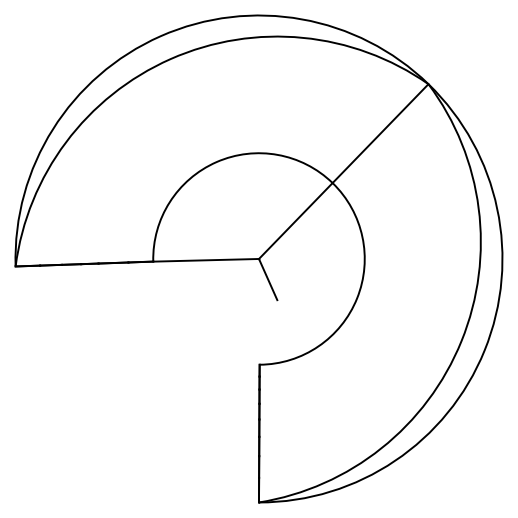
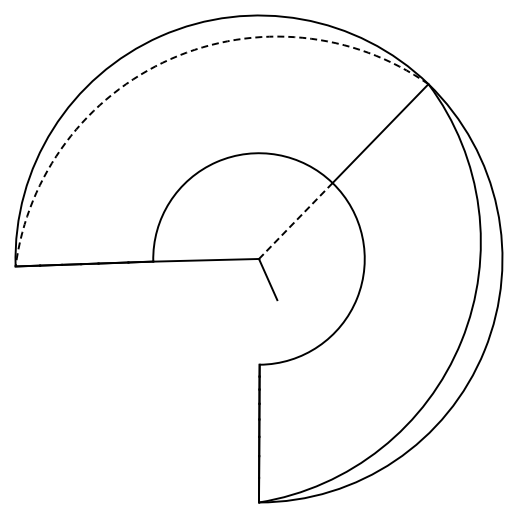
arc: solid -> dashed (170, 59)
line: solid -> dashed (295, 221)
